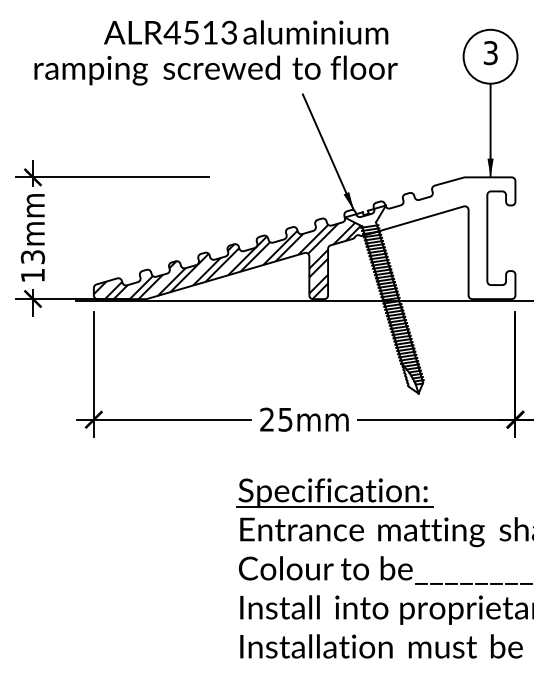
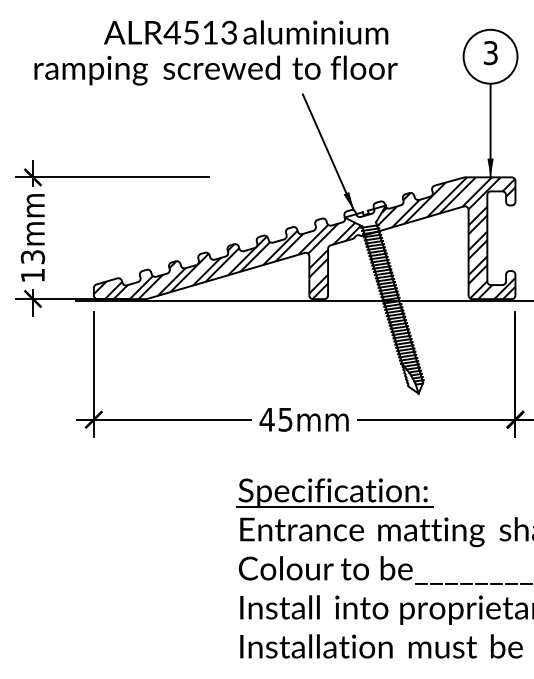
hatch: none -> present (446, 238)
text: 25mm -> 45mm (266, 419)
